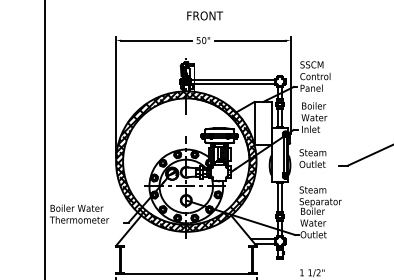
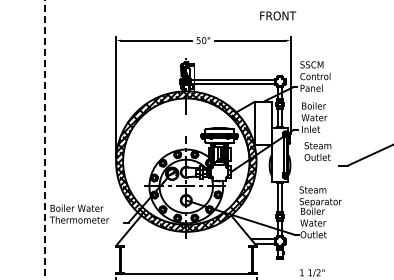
text position: (204, 15) -> (277, 15) (277, 15)
line: solid -> dashed (45, 139)
text position: (312, 158) -> (317, 151) (317, 151)
